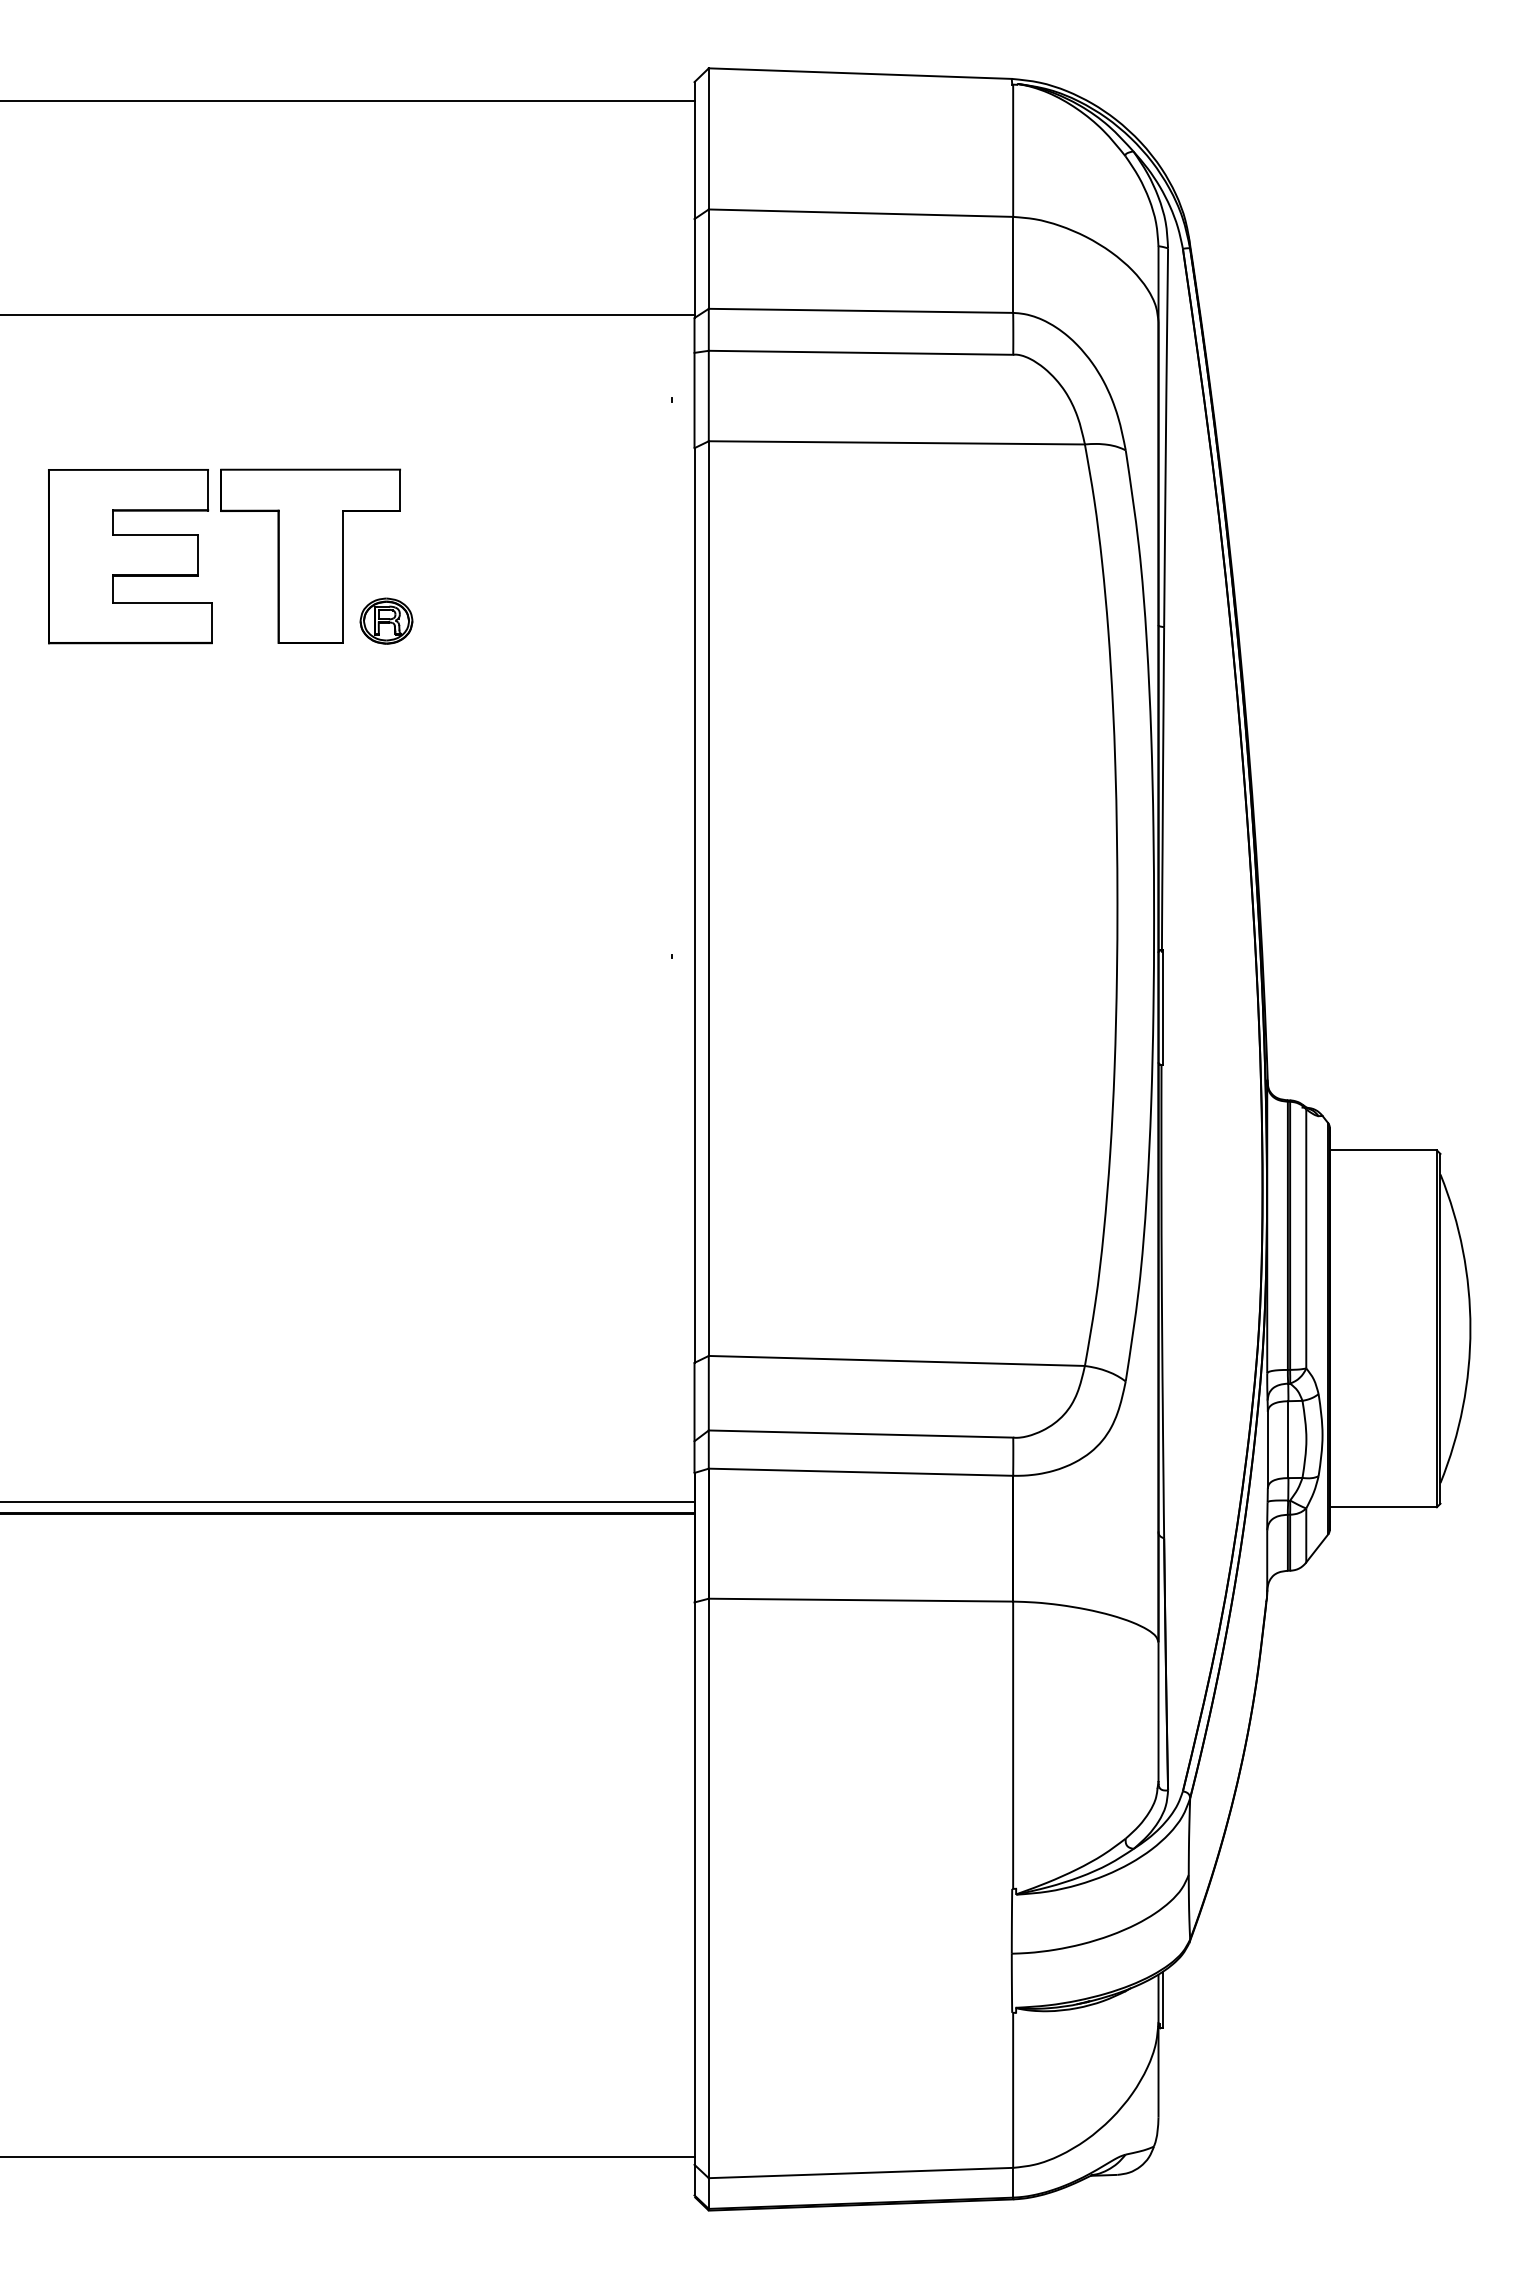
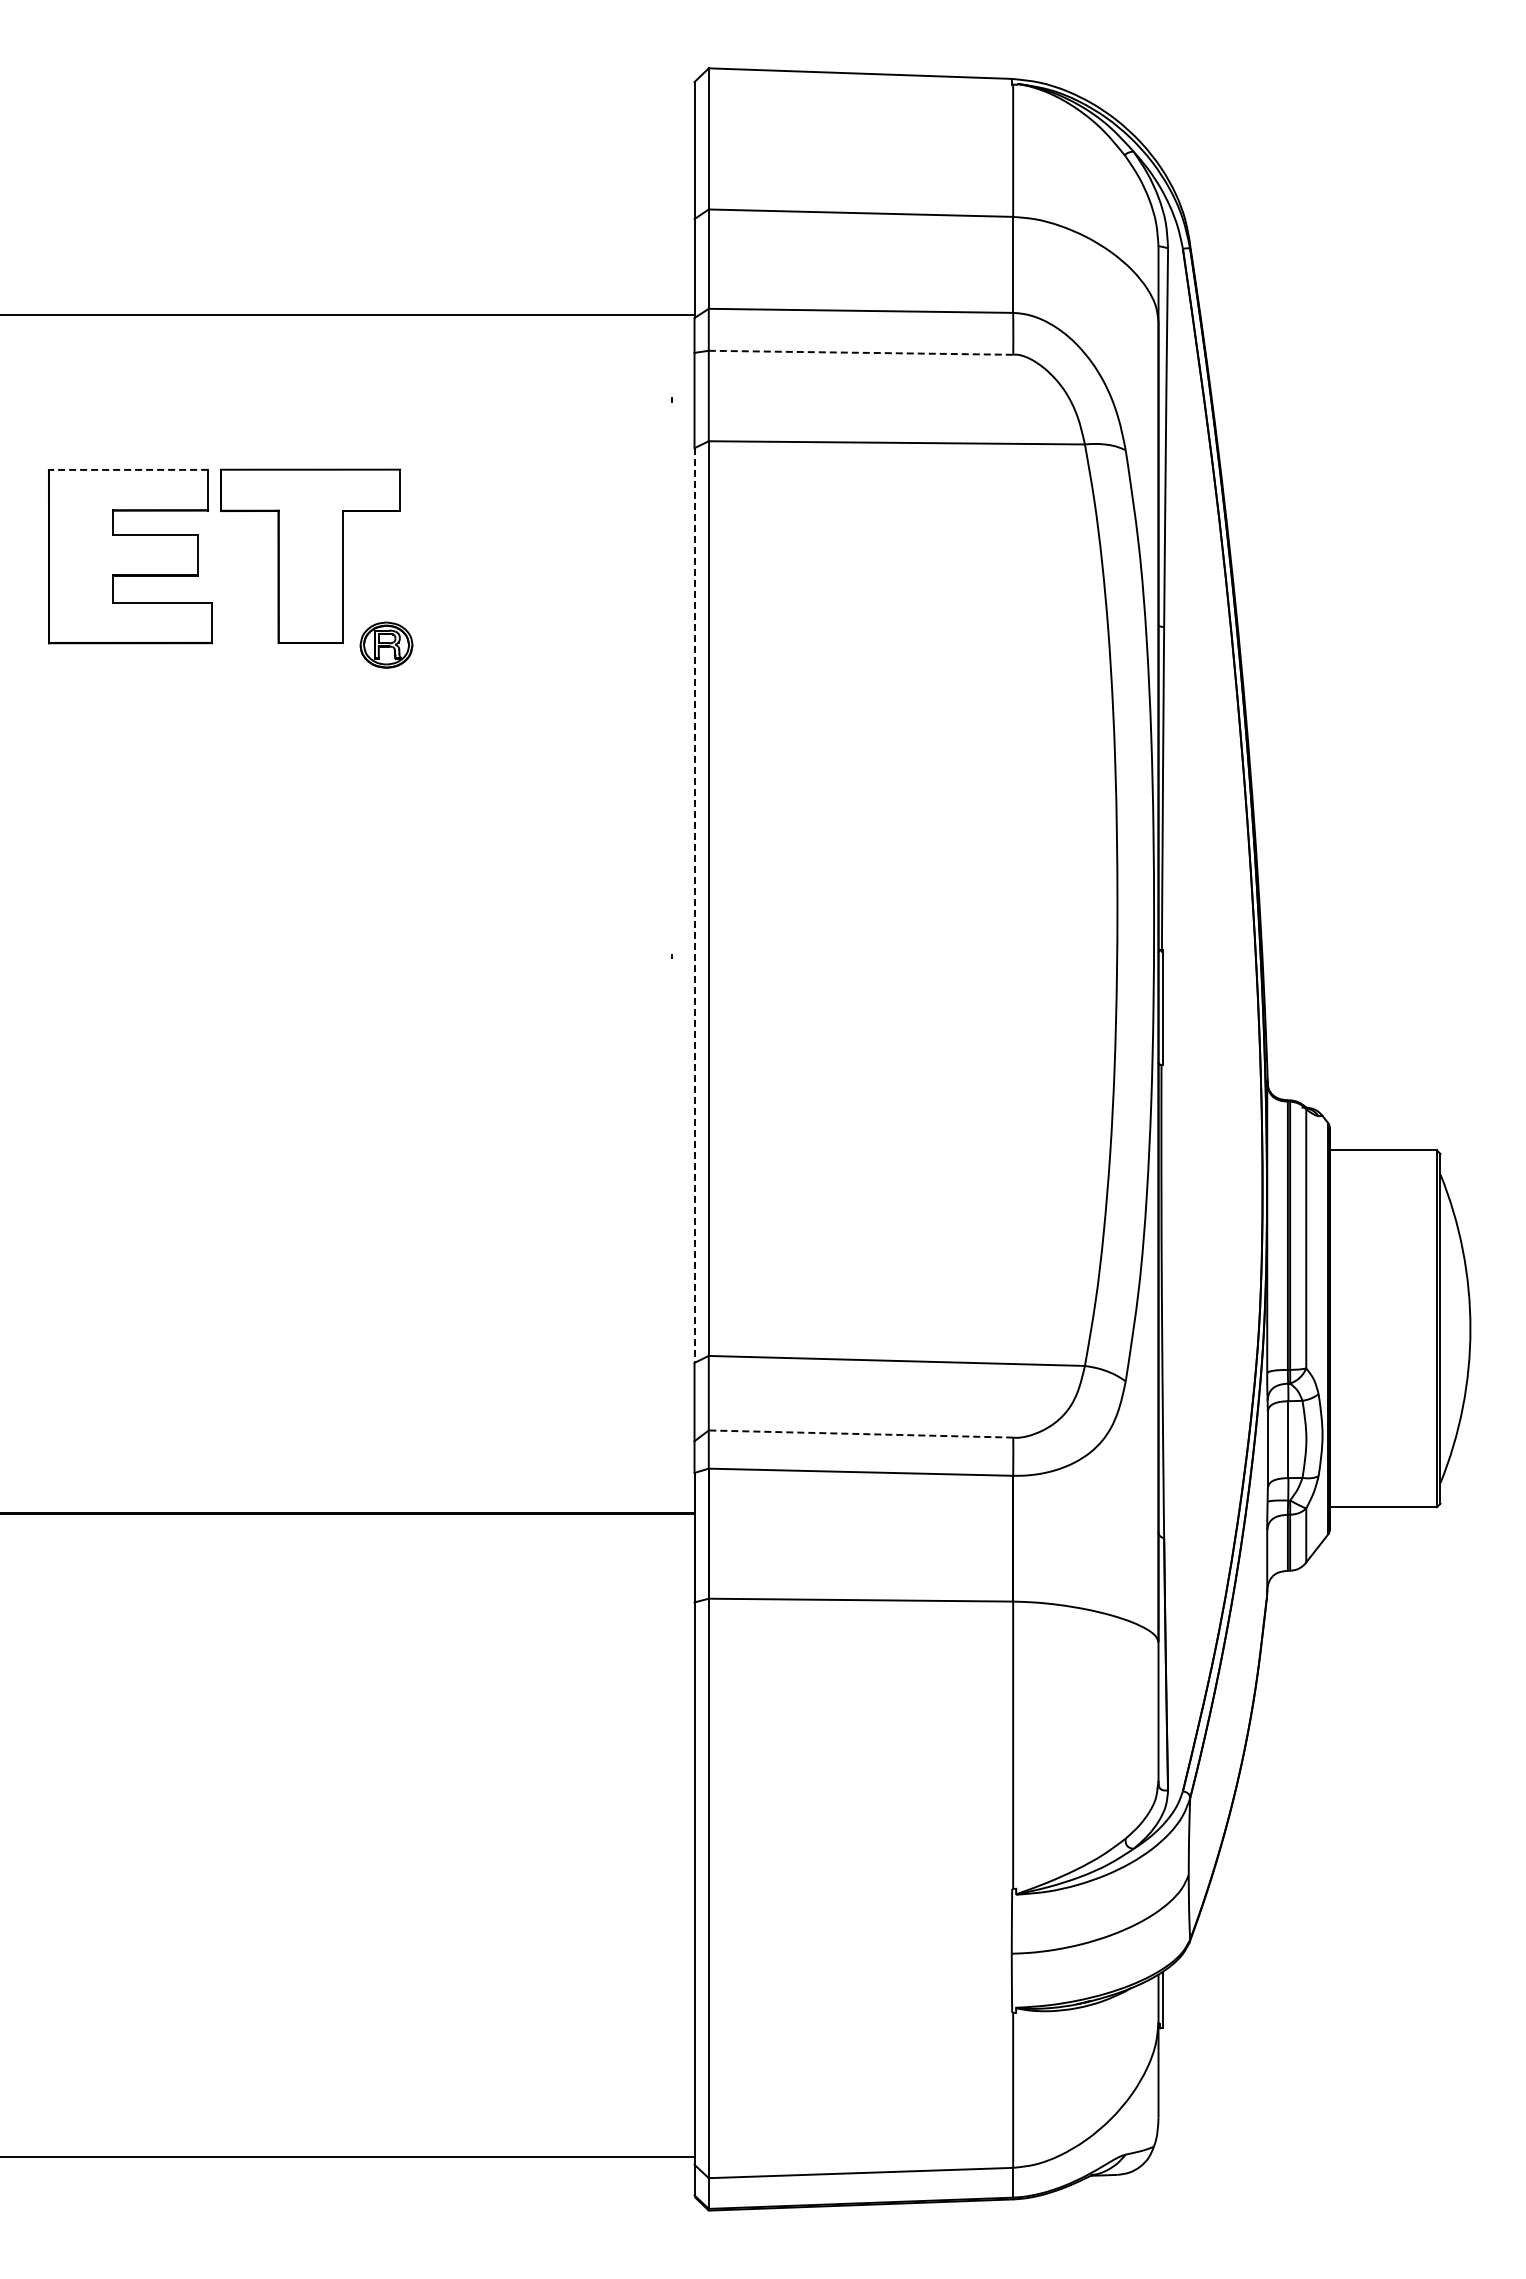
line: present -> none (348, 101)
line: solid -> dashed (861, 352)
line: solid -> dashed (128, 469)
part position: (386, 620) -> (386, 644) (386, 644)
line: solid -> dashed (694, 906)
line: solid -> dashed (860, 1434)
line: present -> none (348, 1502)
